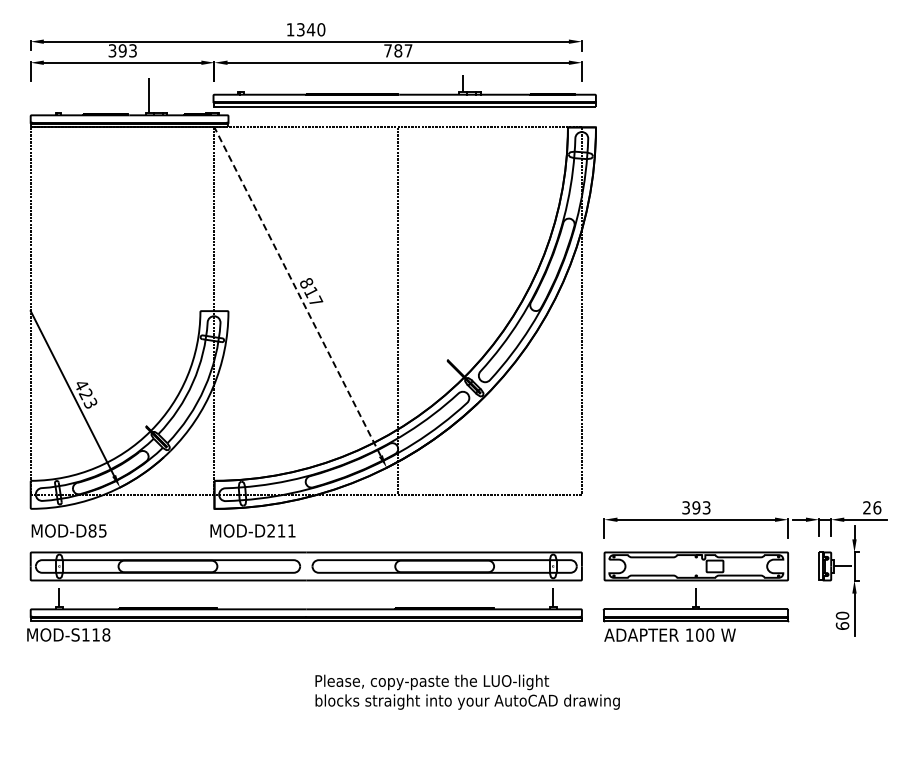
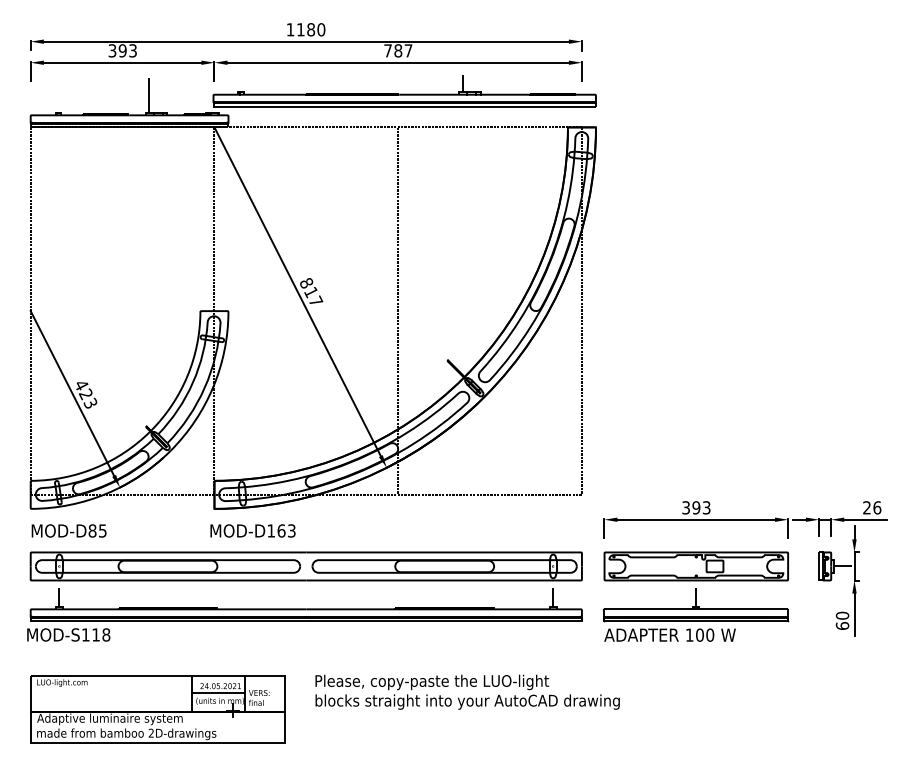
text: 1340 -> 1180 (306, 29)
line: dashed -> solid (297, 291)
text: MOD-D211 -> MOD-D163 (281, 530)
part: none -> present (157, 709)
